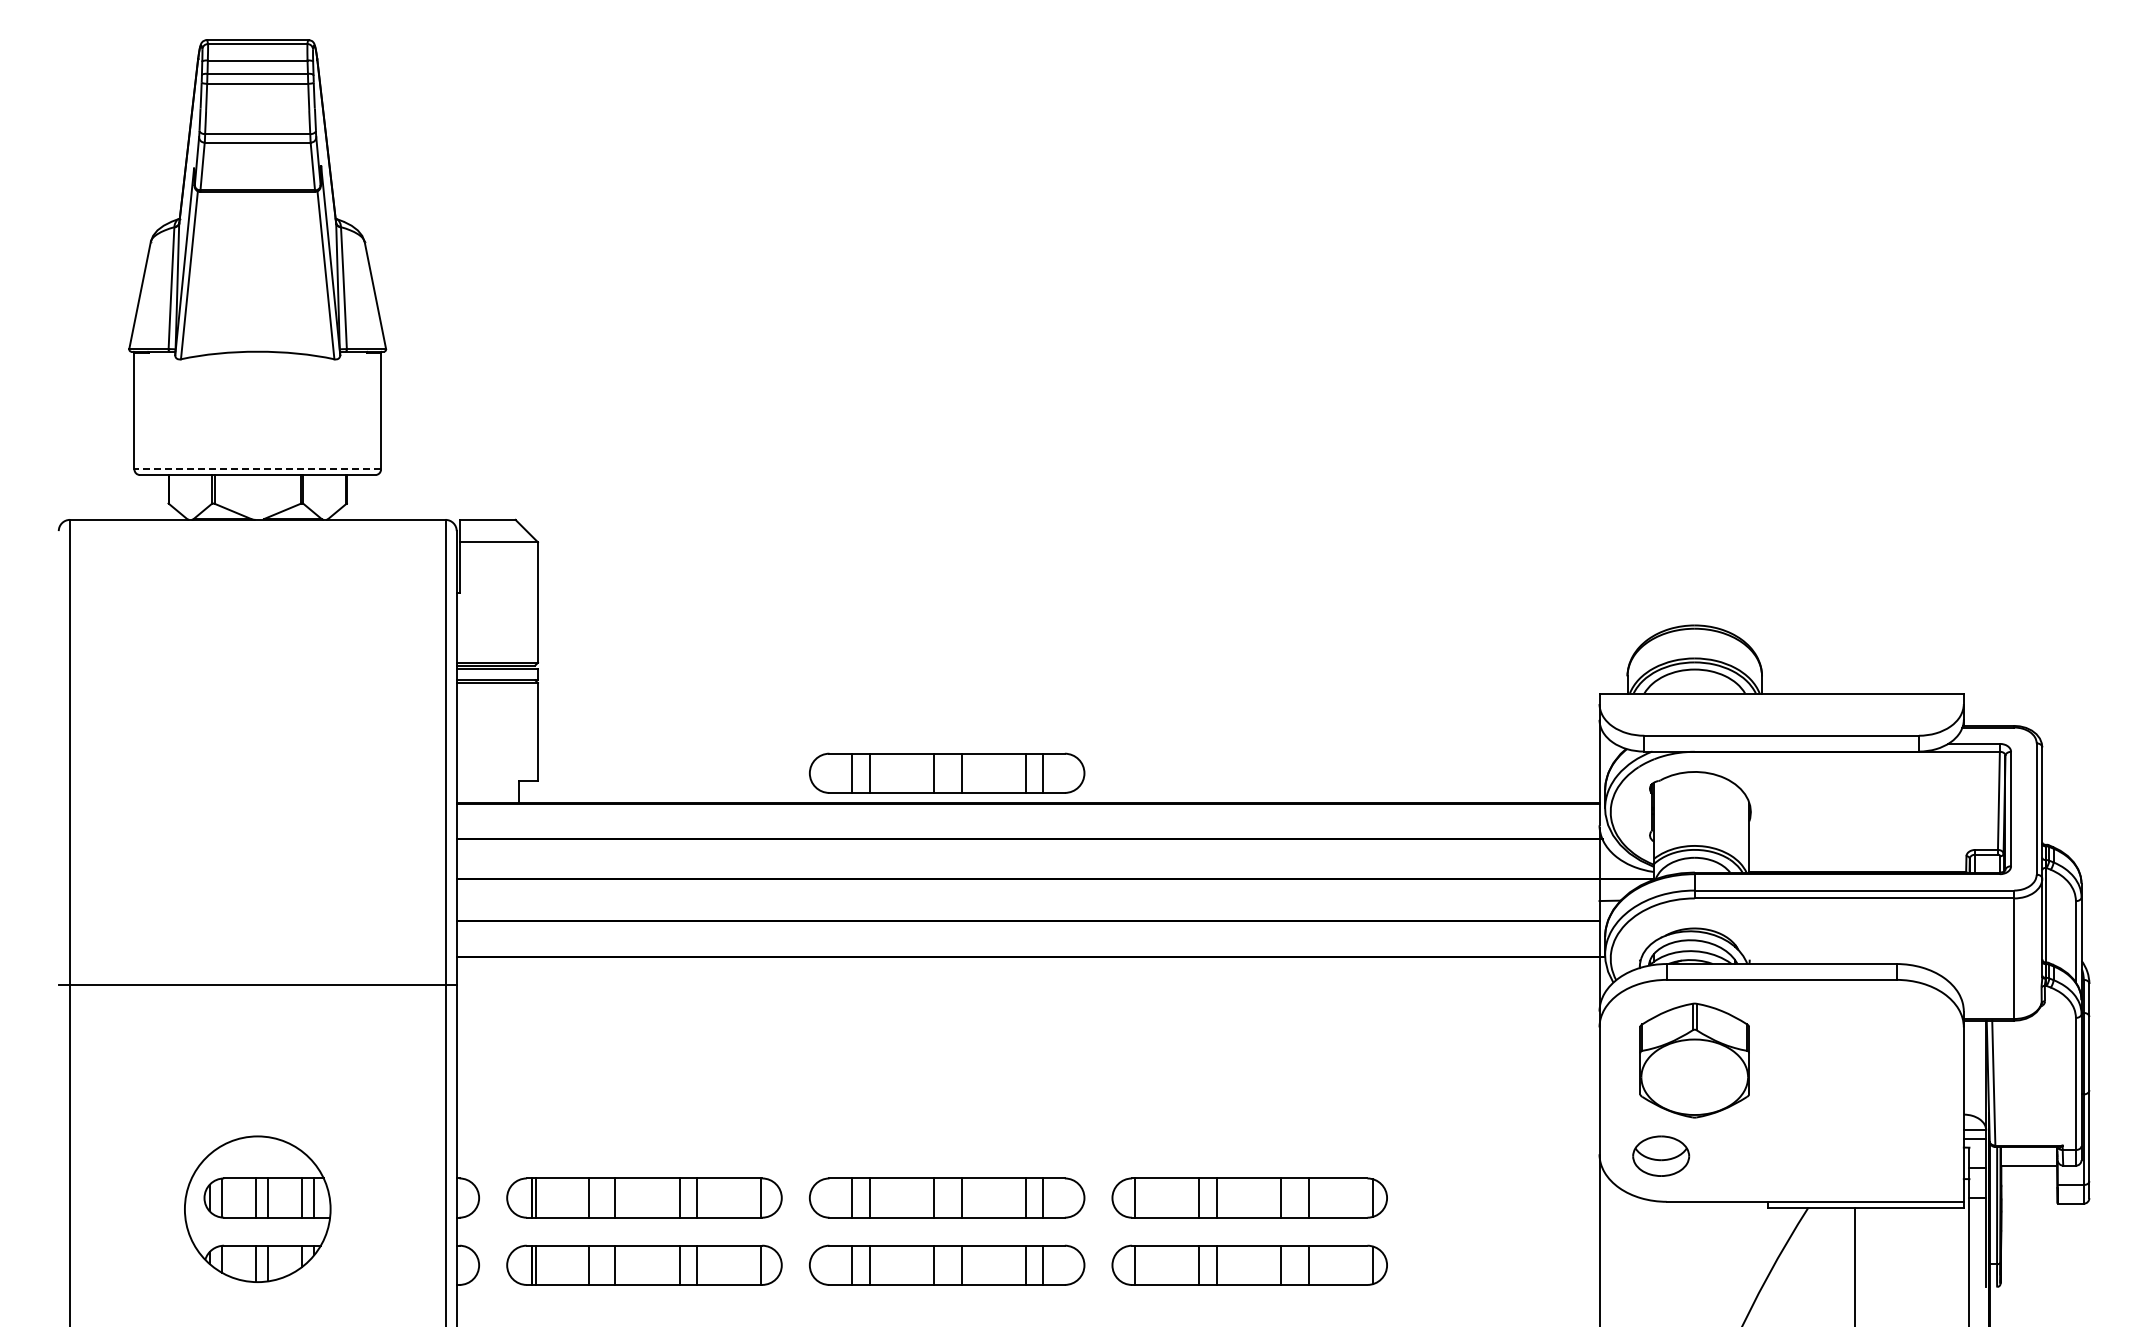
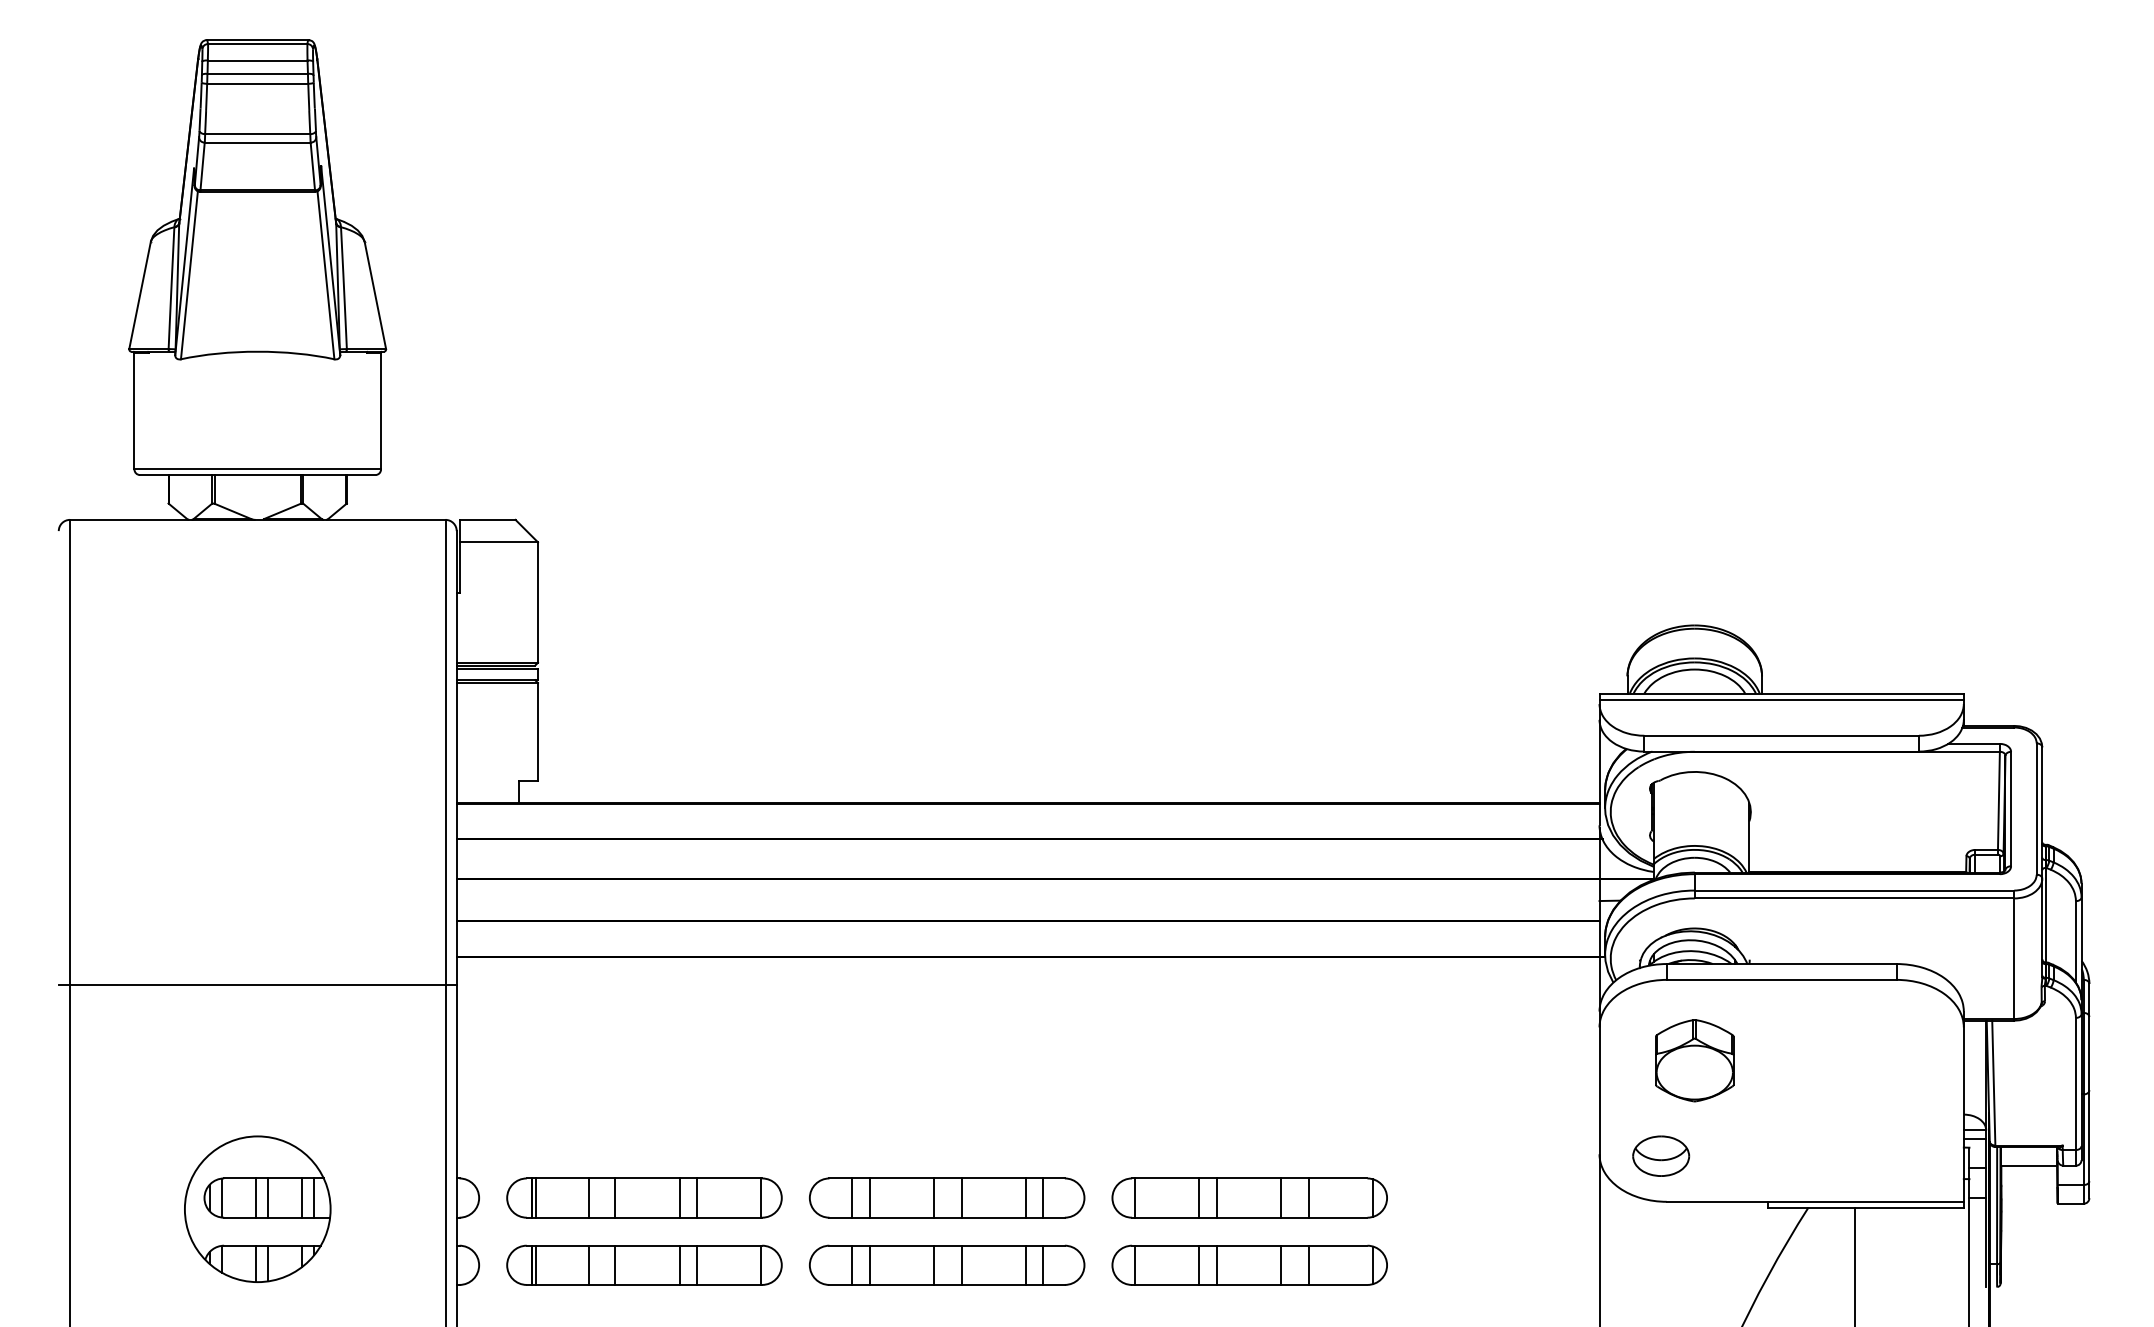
line: dashed -> solid (257, 469)
line: none -> present (1781, 700)
part: present -> none (947, 772)
part size: 111x117 px -> 80x84 px (1694, 1060)
